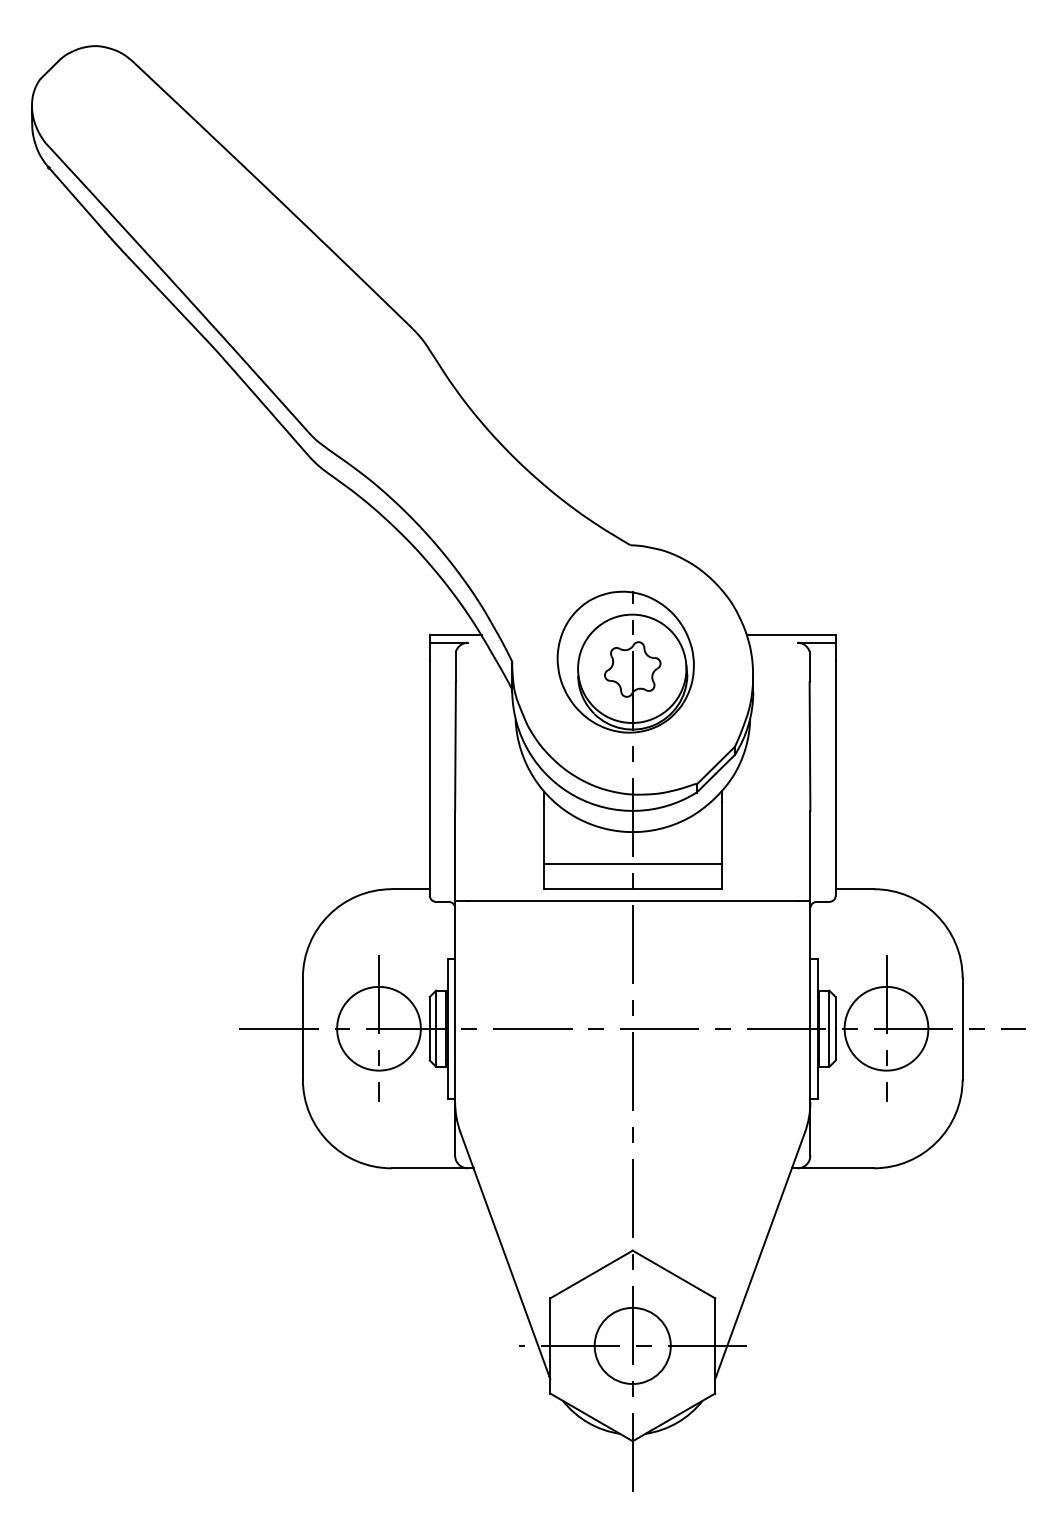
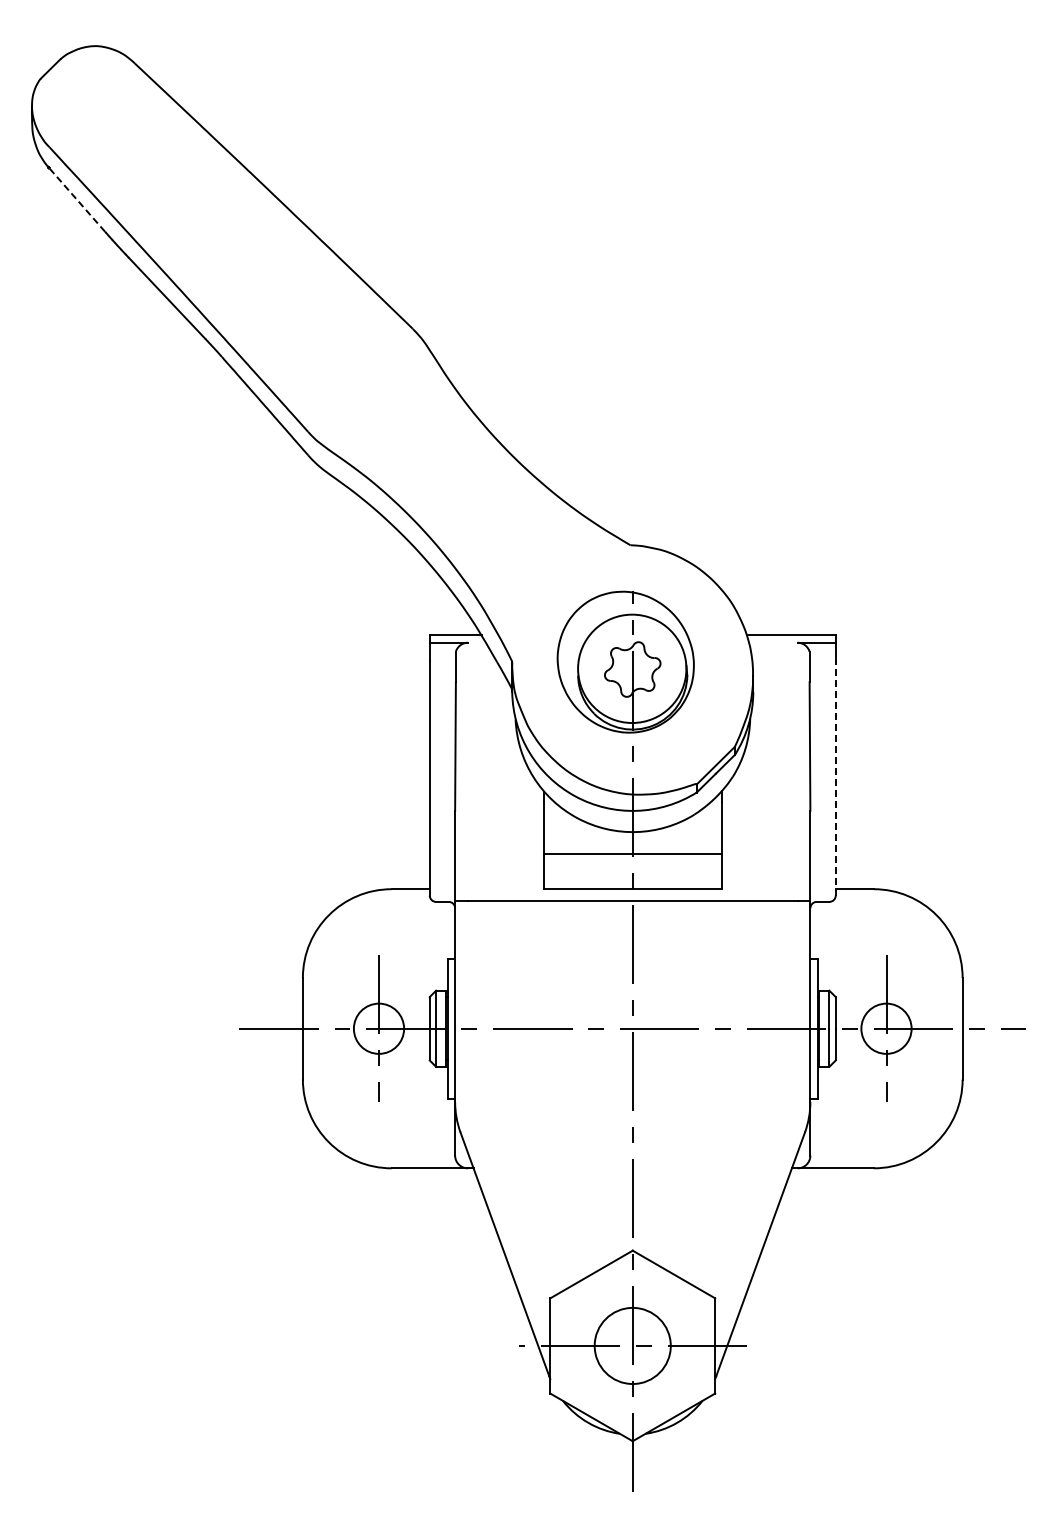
line: solid -> dashed (77, 199)
line: solid -> dashed (835, 777)
line position: (632, 863) -> (632, 853) (632, 853)
circle diameter: 84 px -> 50 px (378, 1028)
circle diameter: 84 px -> 50 px (886, 1028)
